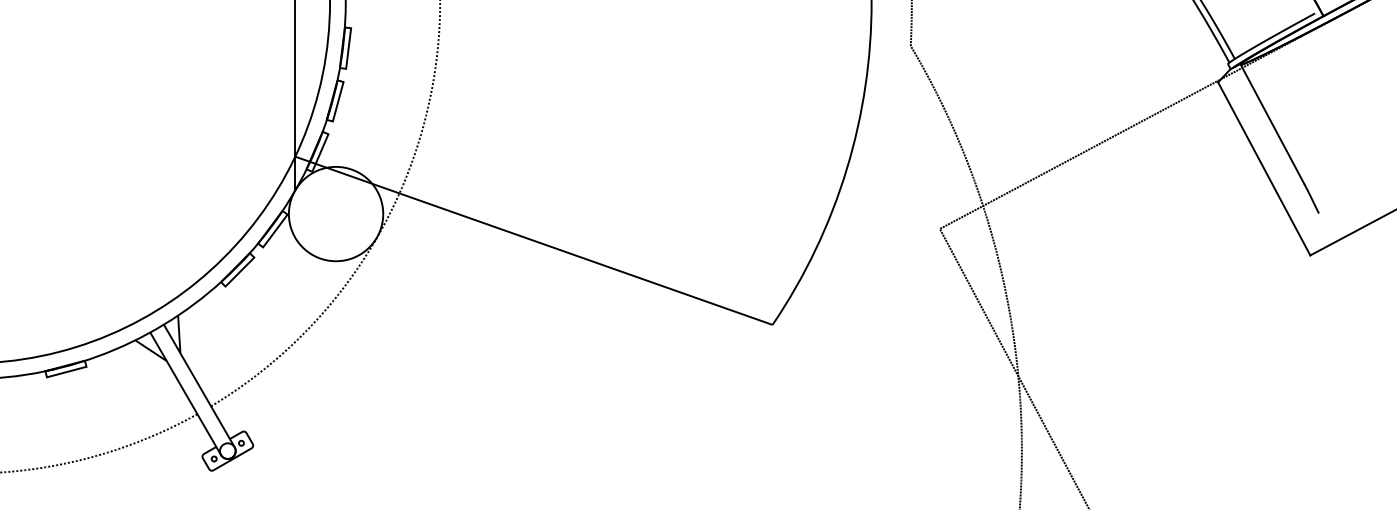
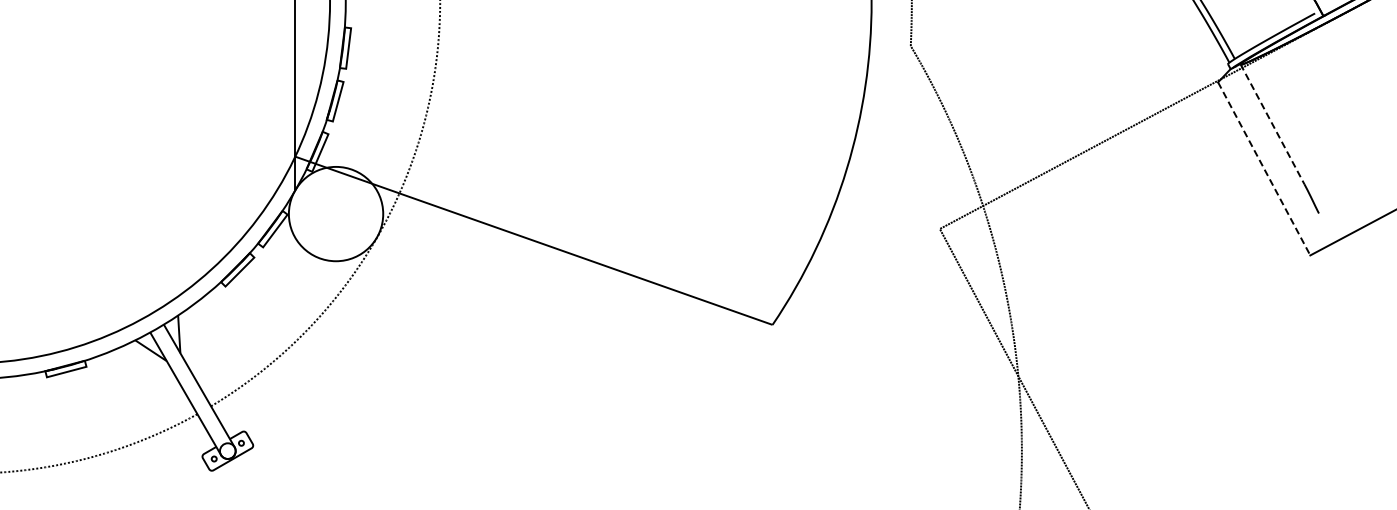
line: solid -> dashed (1272, 124)
line: solid -> dashed (1264, 169)
